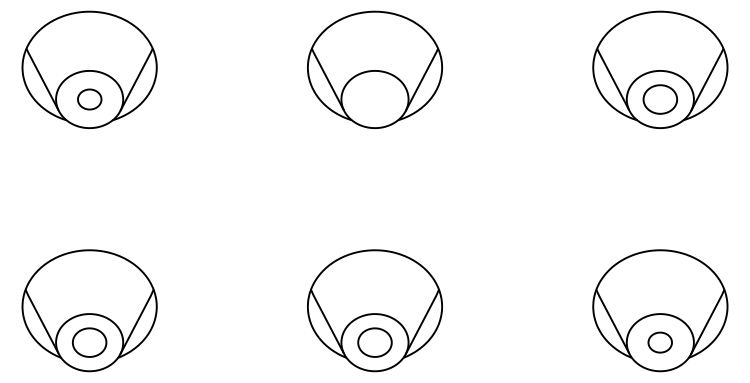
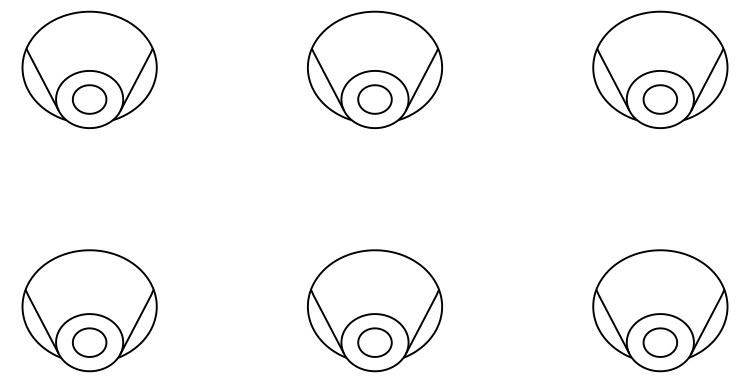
part size: 26x23 px -> 36x31 px (89, 99)
part: none -> present (374, 99)
part size: 26x23 px -> 36x31 px (659, 342)
